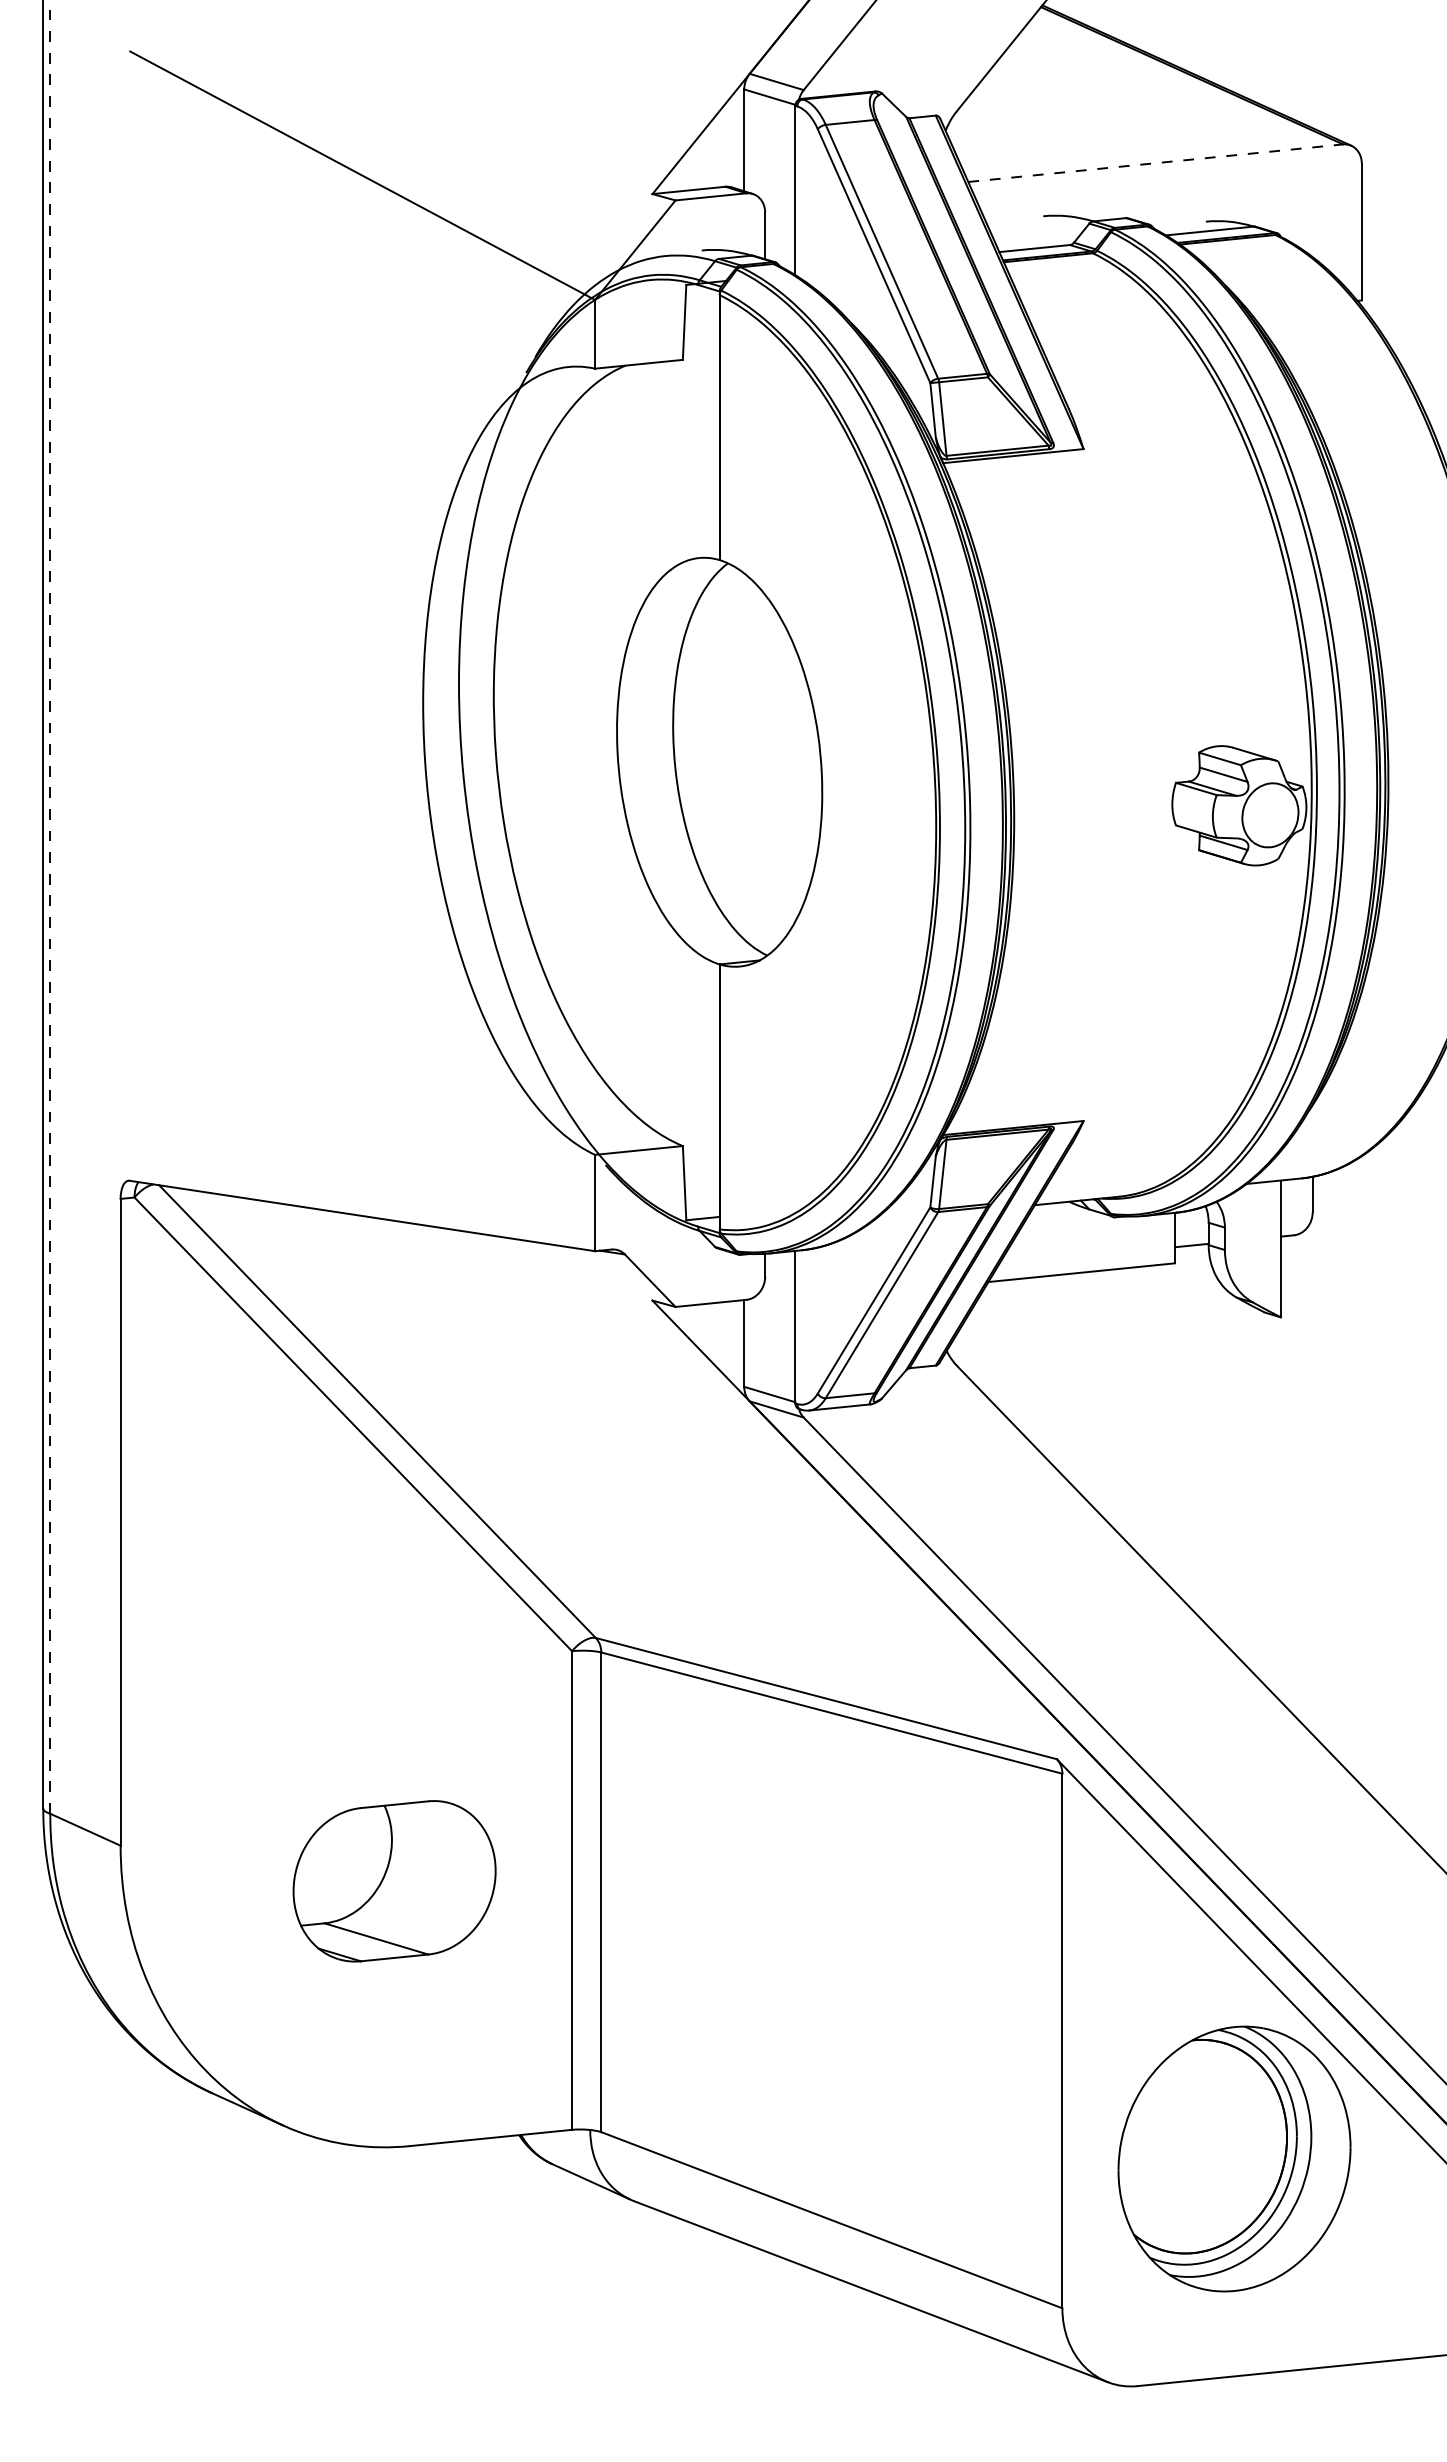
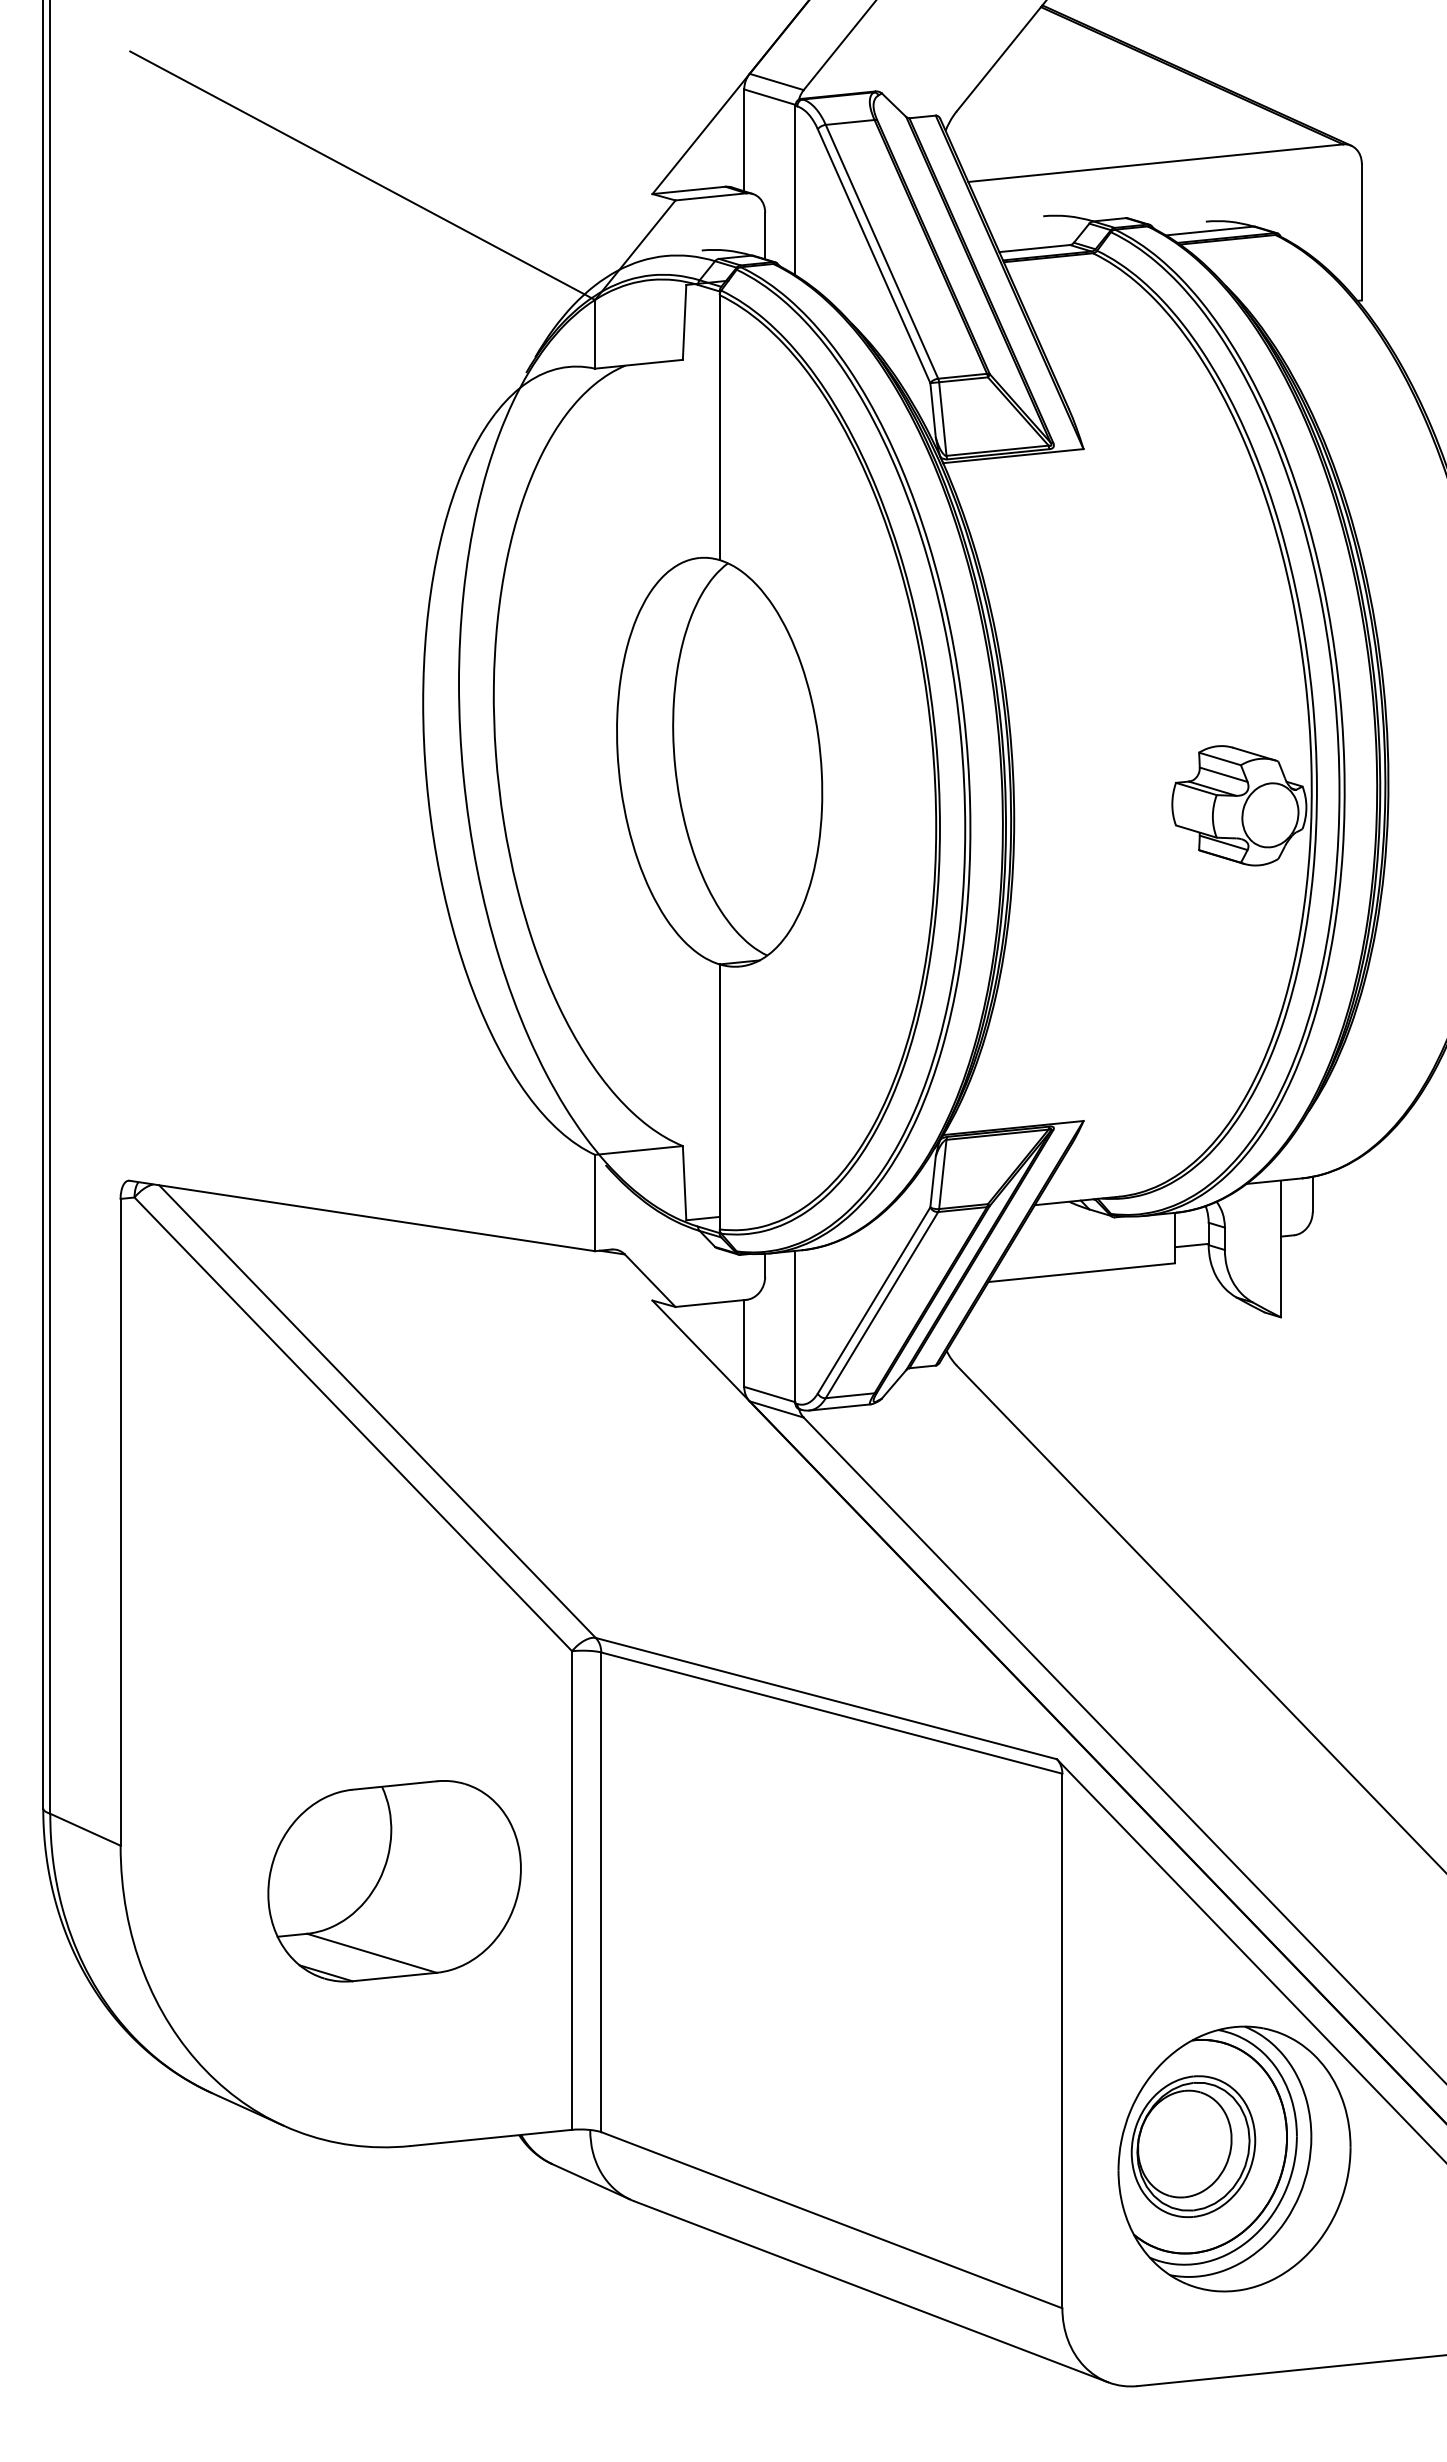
line: dashed -> solid (1156, 163)
line: dashed -> solid (50, 907)
part size: 205x163 px -> 255x203 px (394, 1881)
part: none -> present (1193, 2146)
